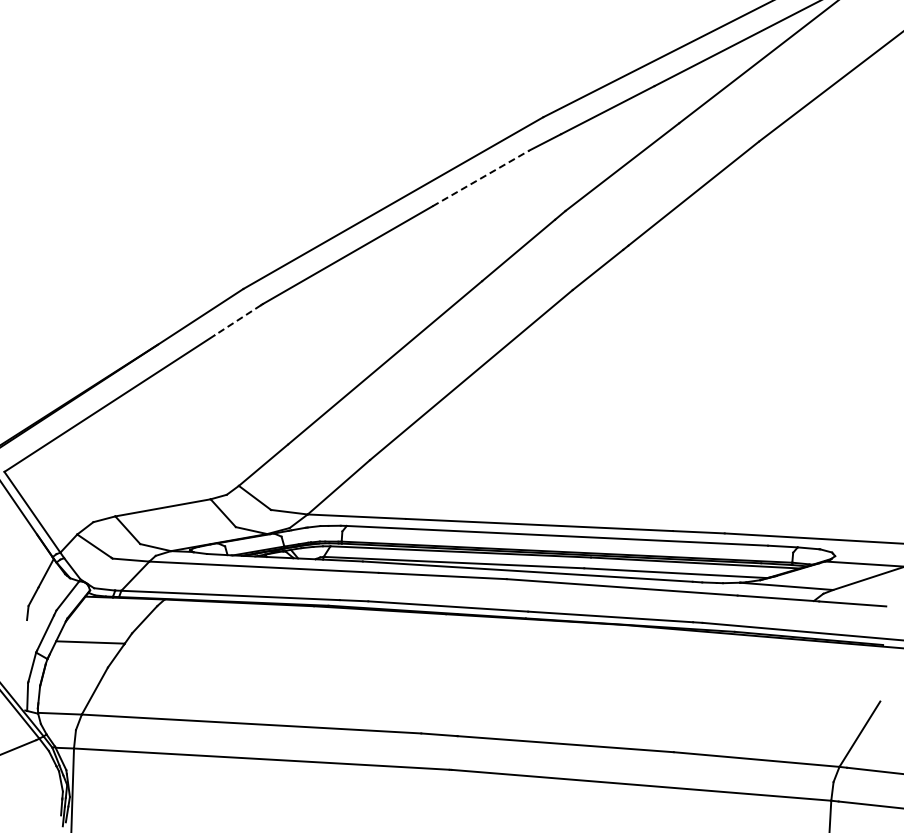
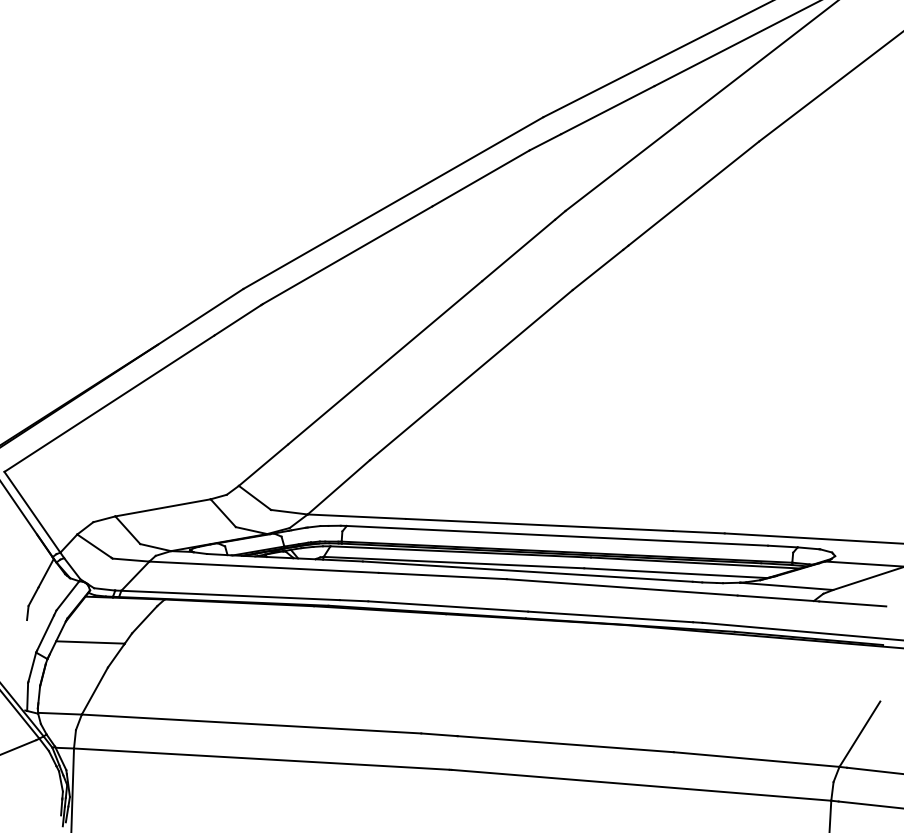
line: dashed -> solid (481, 178)
line: dashed -> solid (237, 320)
